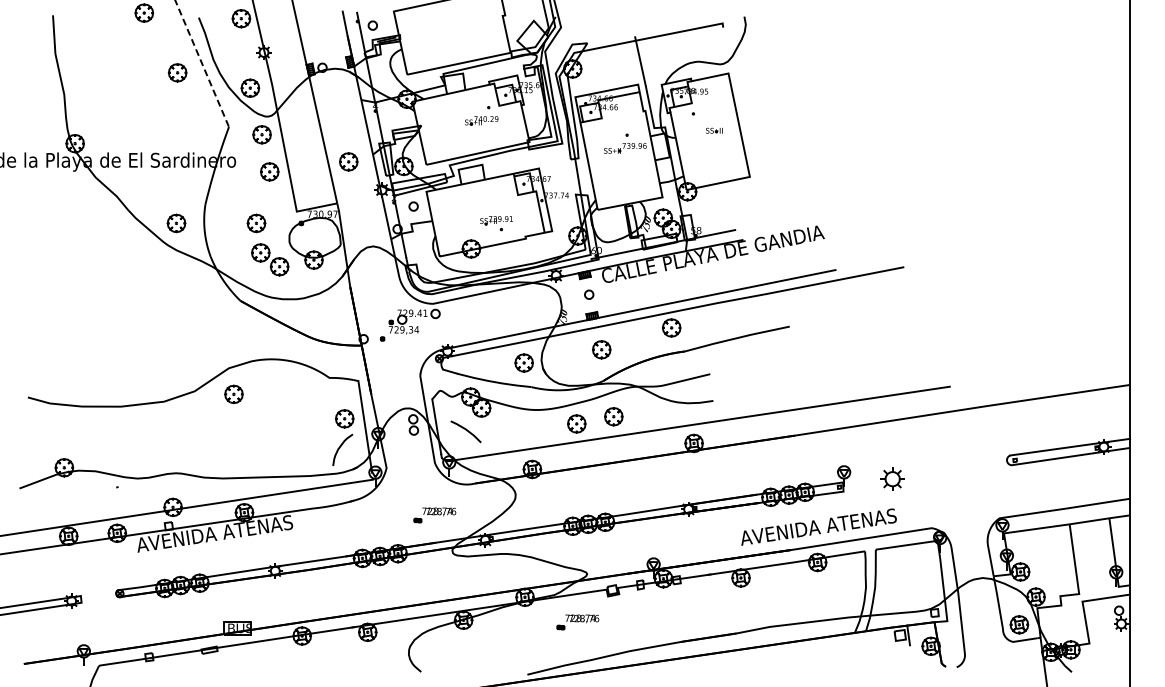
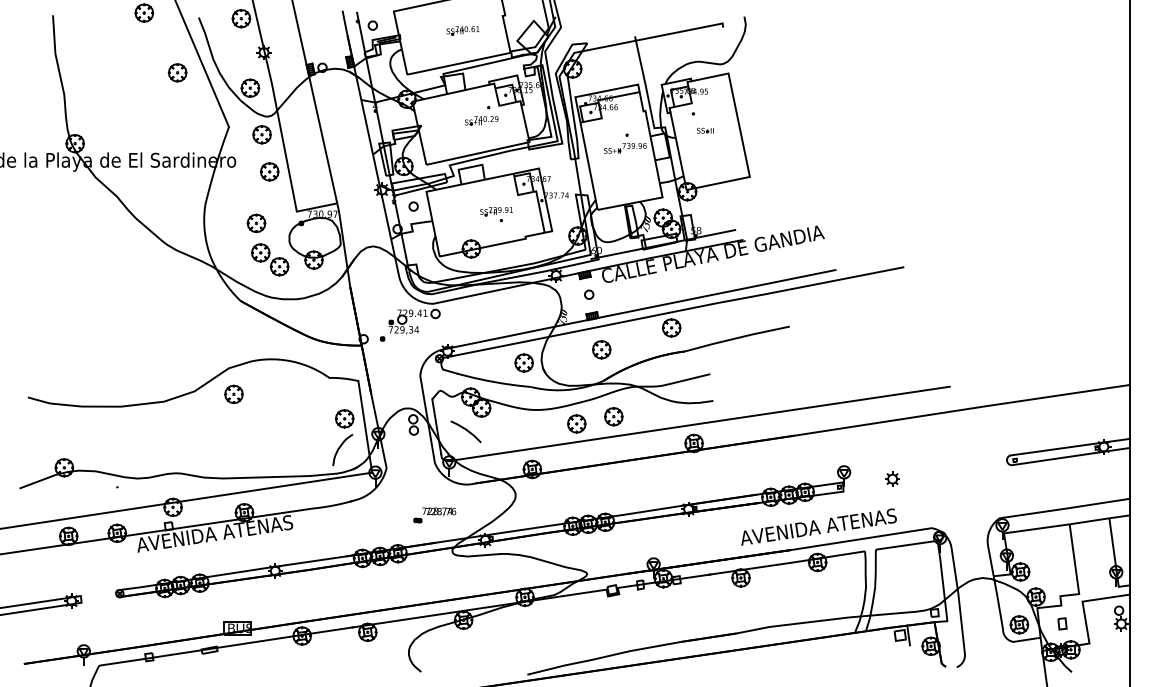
part: none -> present (462, 30)
line: dashed -> solid (202, 63)
part position: (714, 130) -> (705, 130) (705, 130)
part: present -> none (348, 161)
part: present -> none (176, 223)
part position: (496, 223) -> (496, 214) (496, 214)
part size: 25x24 px -> 15x16 px (892, 478)
line position: (187, 507) -> (187, 500) (187, 500)
part: present -> none (577, 622)
part: none -> present (1062, 623)
